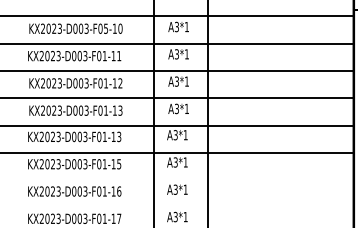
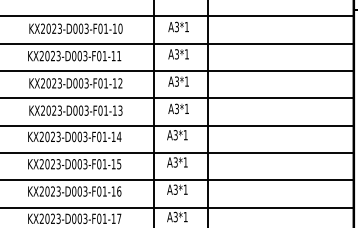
text: KX2023-D003-F05-10 -> KX2023-D003-F01-10 (106, 28)
text: KX2023-D003-F01-13 -> KX2023-D003-F01-14 (119, 136)
line: none -> present (177, 180)
line: none -> present (177, 207)
